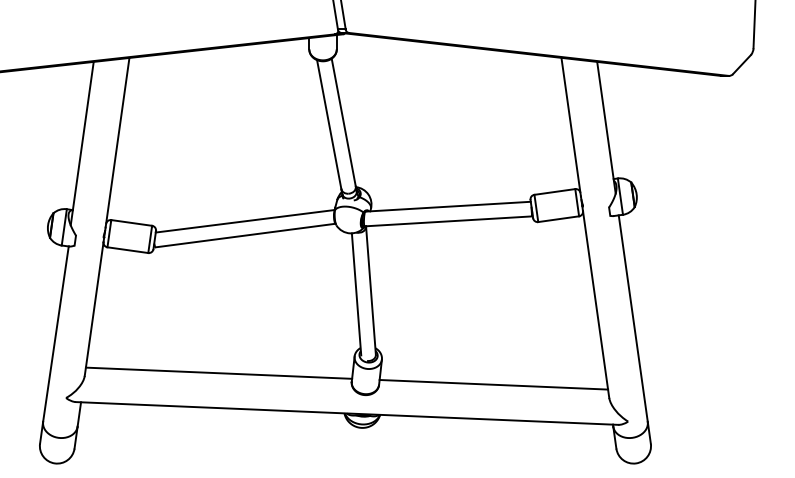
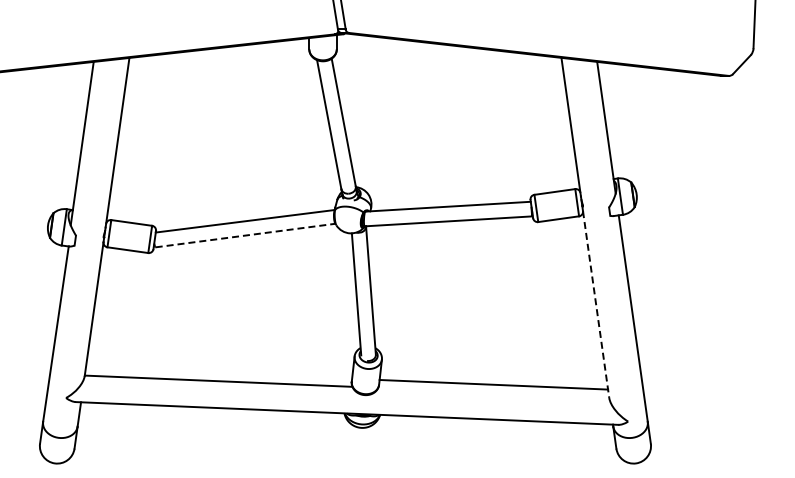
line: solid -> dashed (245, 235)
line: solid -> dashed (596, 305)
line position: (218, 372) -> (218, 380) (218, 380)
